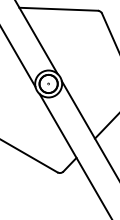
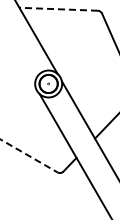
line: solid -> dashed (58, 9)
line: present -> none (18, 57)
line: solid -> dashed (29, 156)
